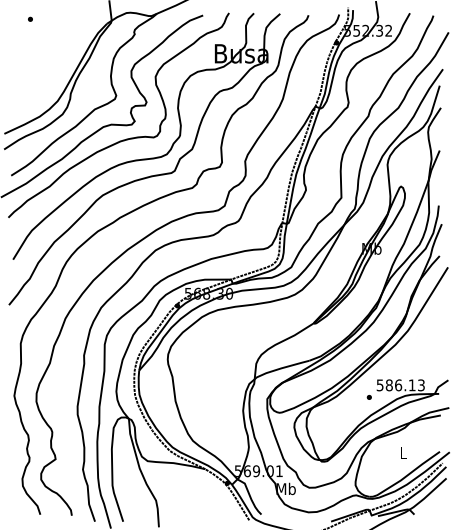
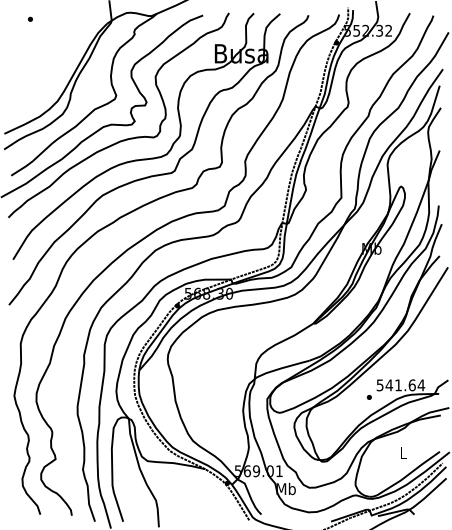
text: 586.13 -> 541.64 (405, 385)
